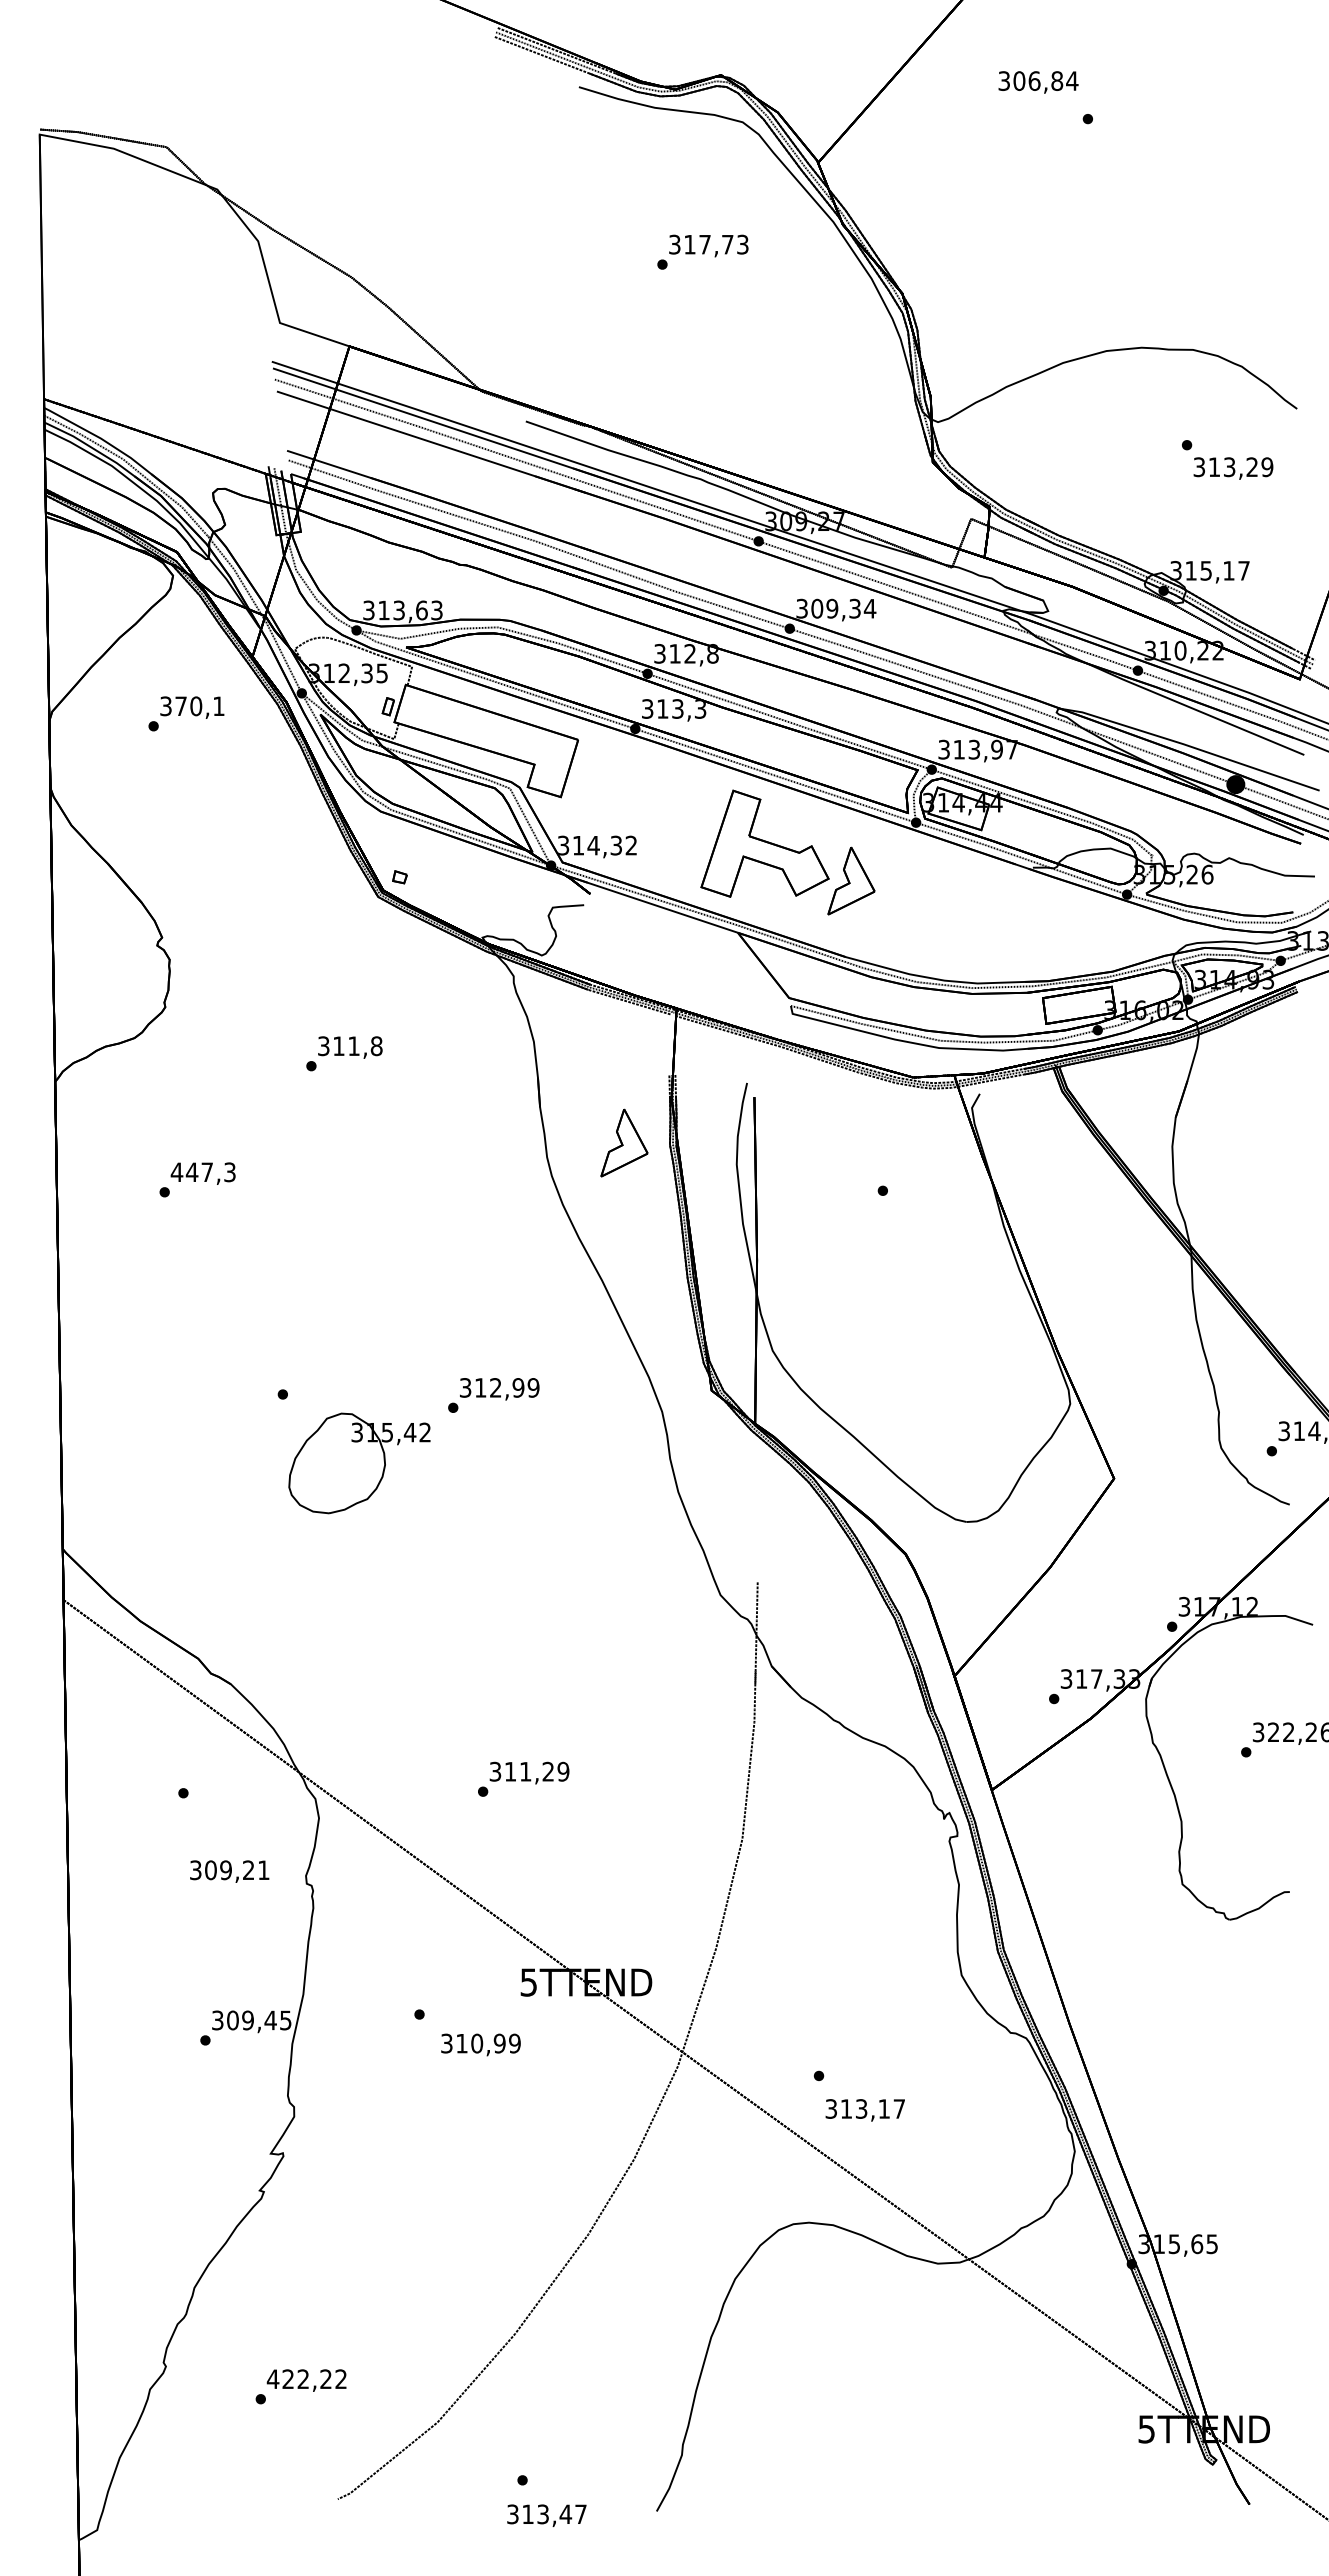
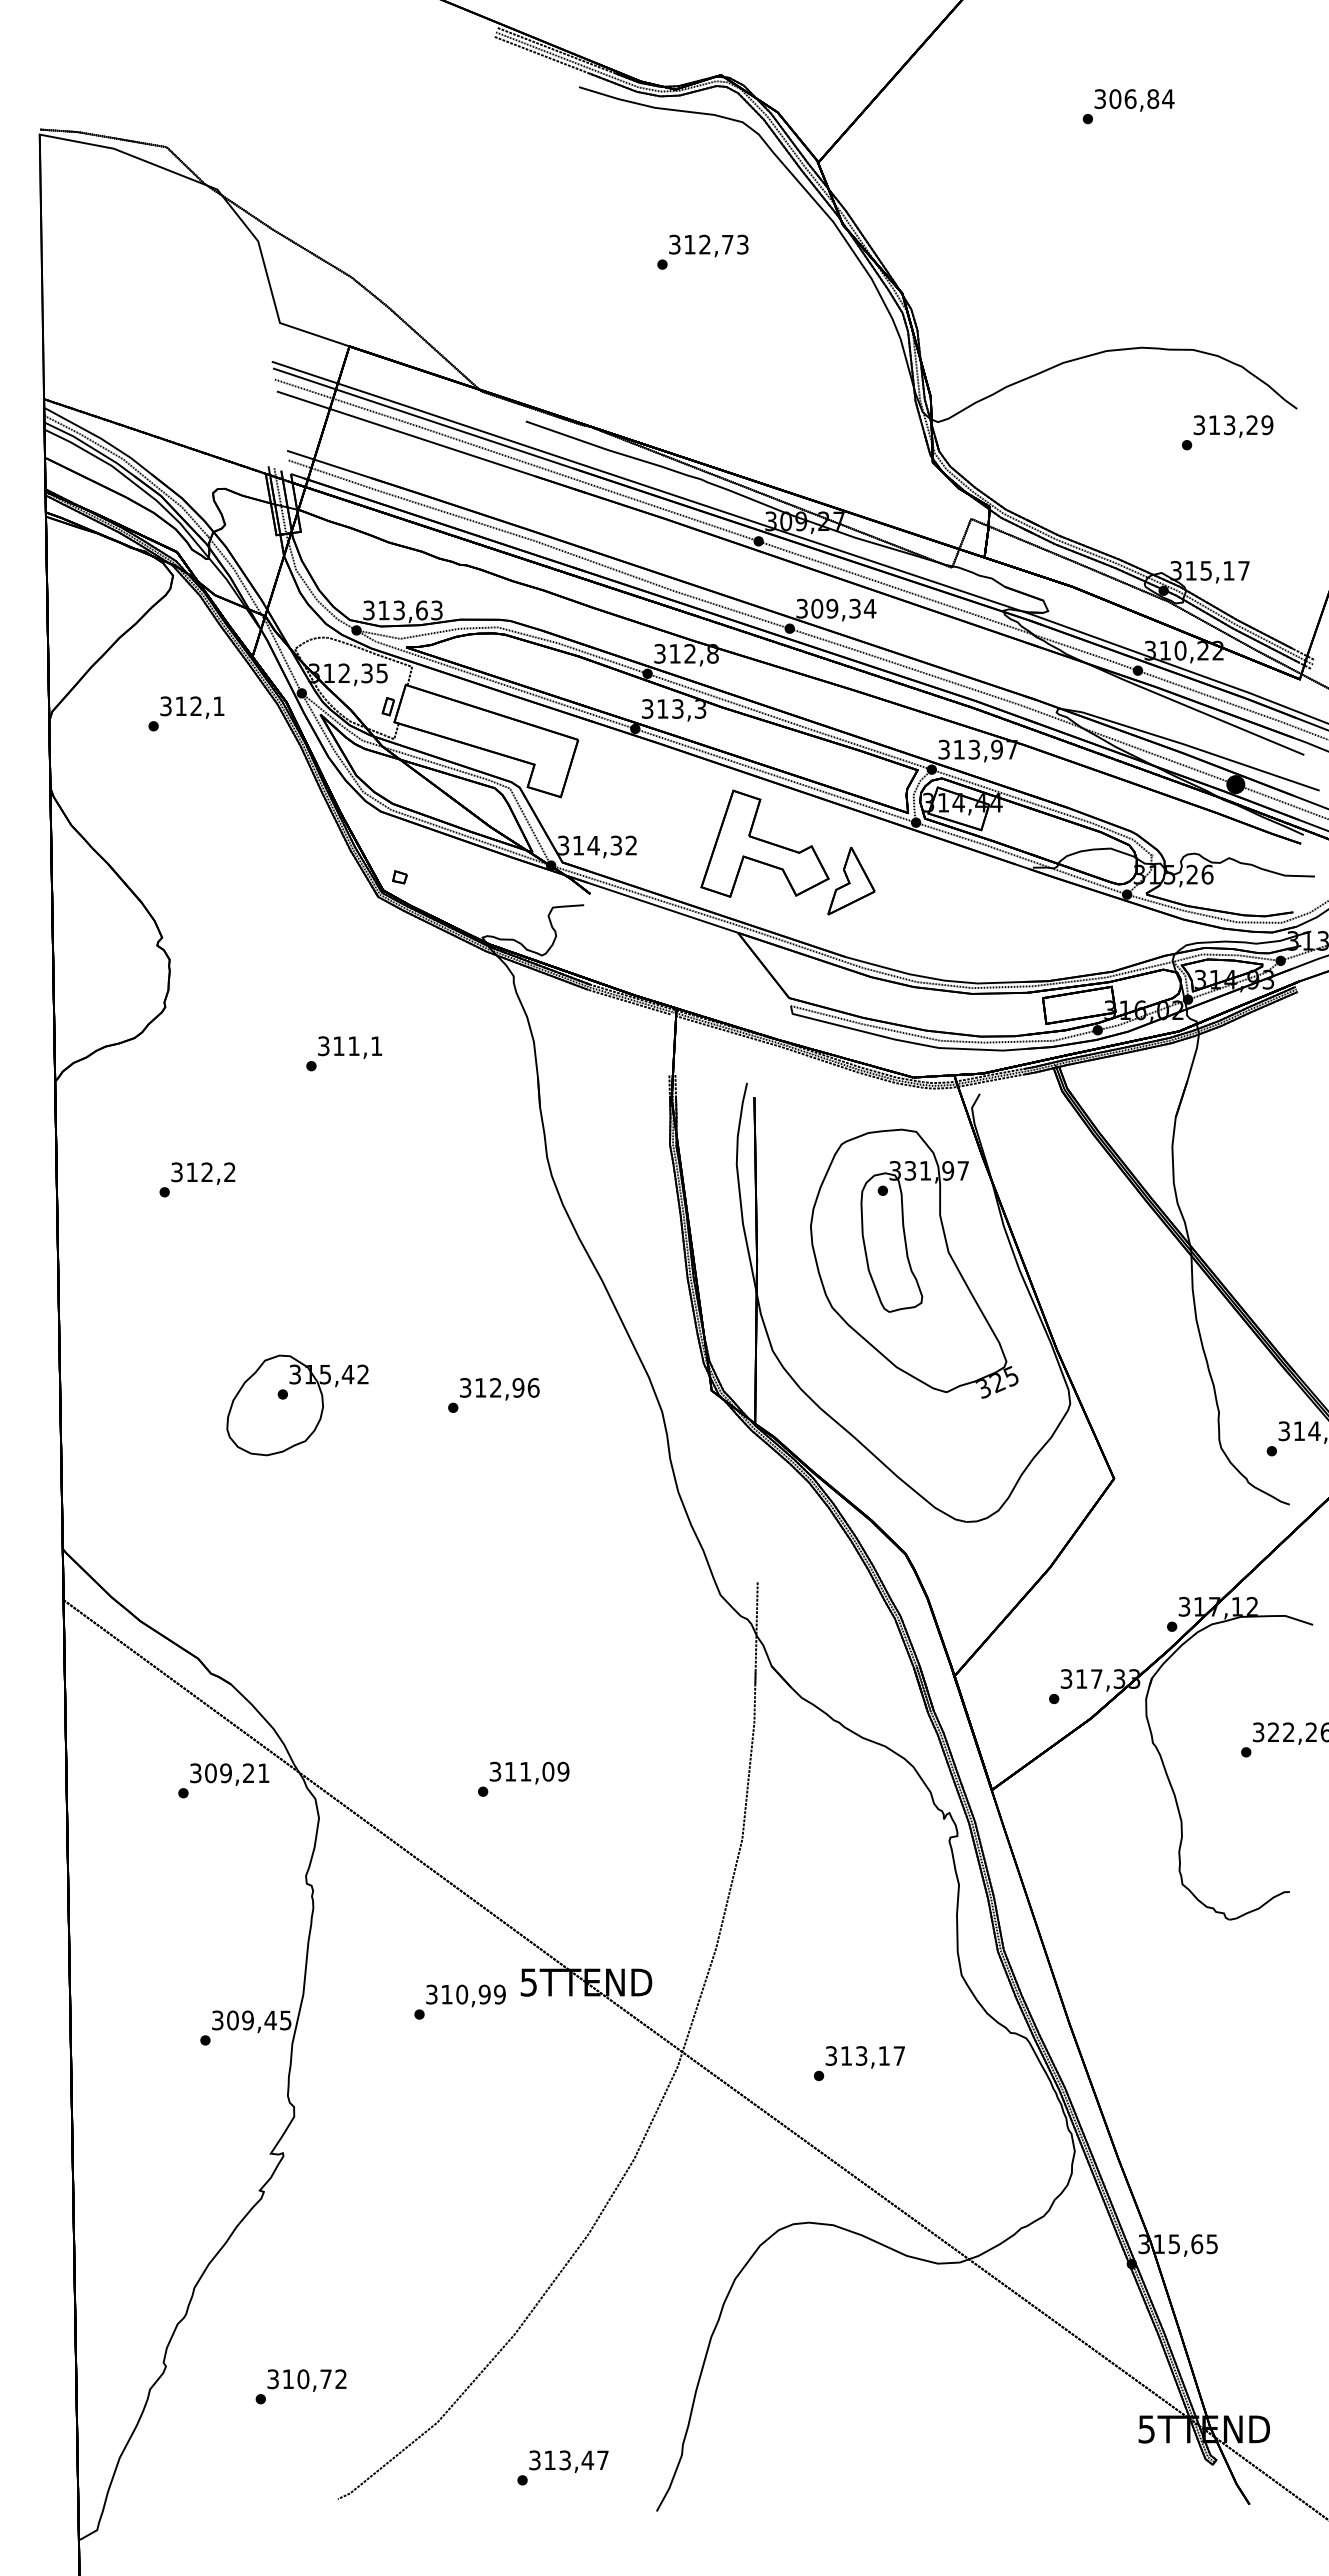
text position: (1038, 82) -> (1134, 100) (1134, 100)
text: 317,73 -> 312,73 (704, 244)
text position: (1233, 468) -> (1233, 426) (1233, 426)
text: 370,1 -> 312,1 (188, 706)
text: 311,8 -> 311,1 (376, 1046)
part: present -> none (624, 1142)
text: 447,3 -> 312,2 (202, 1172)
part: none -> present (914, 1263)
text: 312,99 -> 312,96 (533, 1387)
part position: (359, 1463) -> (297, 1405) (297, 1405)
text: 311,29 -> 311,09 (548, 1771)
text position: (229, 1871) -> (229, 1774) (229, 1774)
text position: (480, 2044) -> (465, 1995) (465, 1995)
text position: (864, 2110) -> (864, 2057) (864, 2057)
text: 422,22 -> 310,72 (298, 2379)
text position: (546, 2515) -> (568, 2461) (568, 2461)
